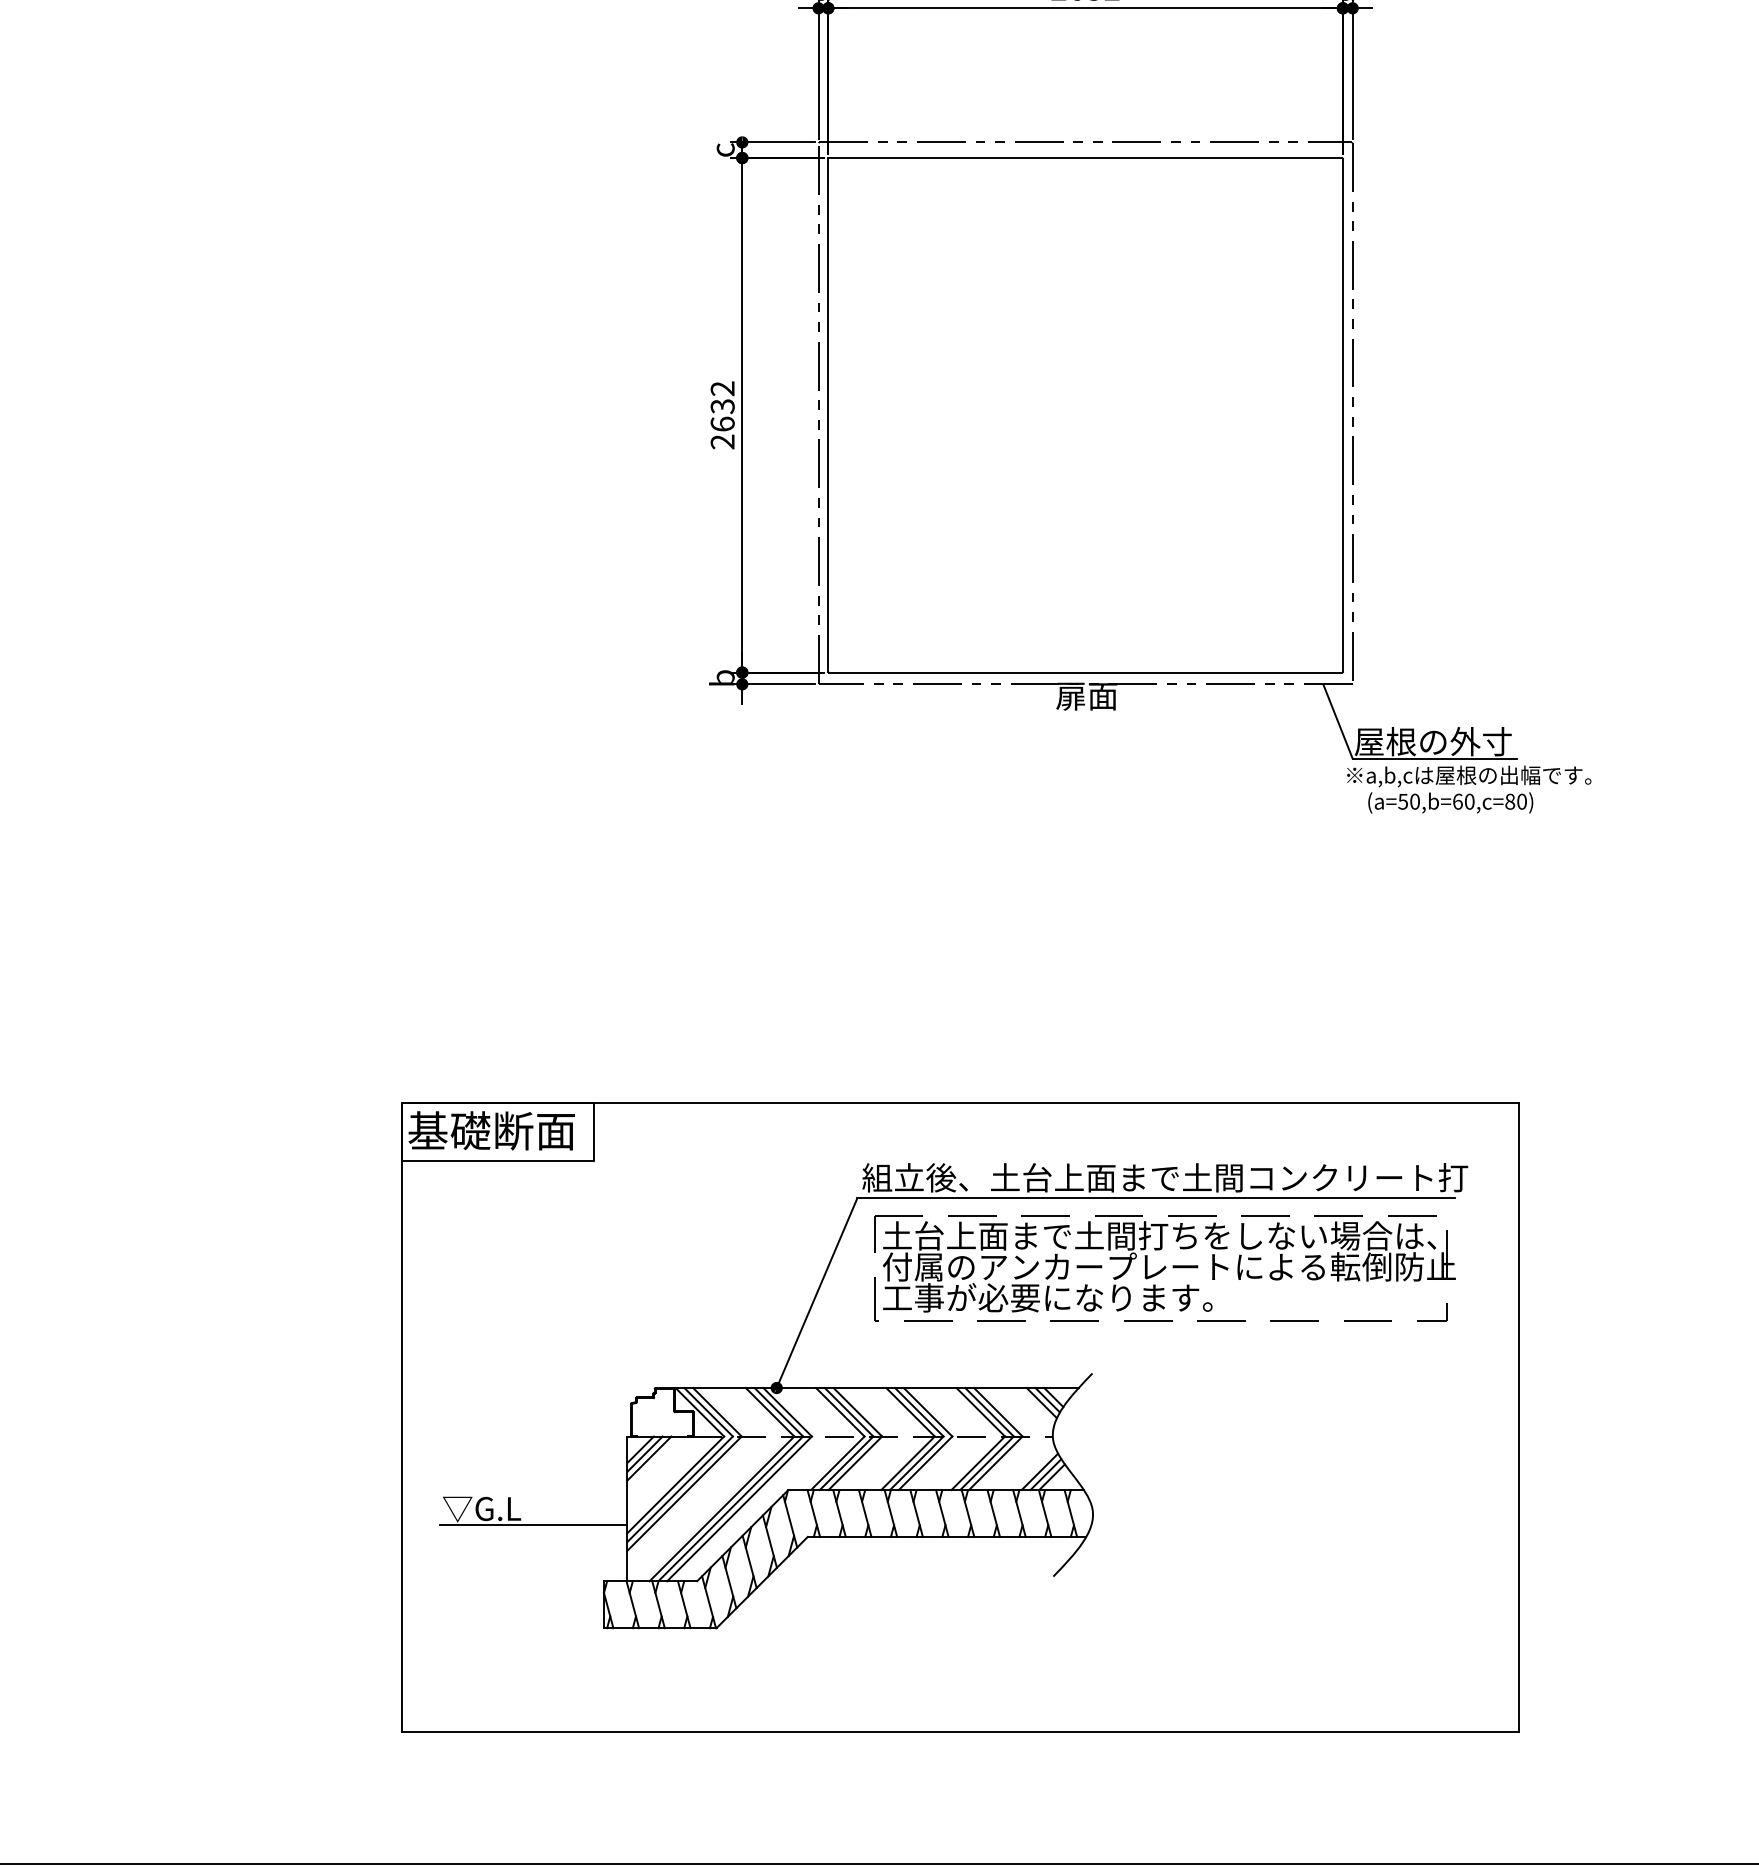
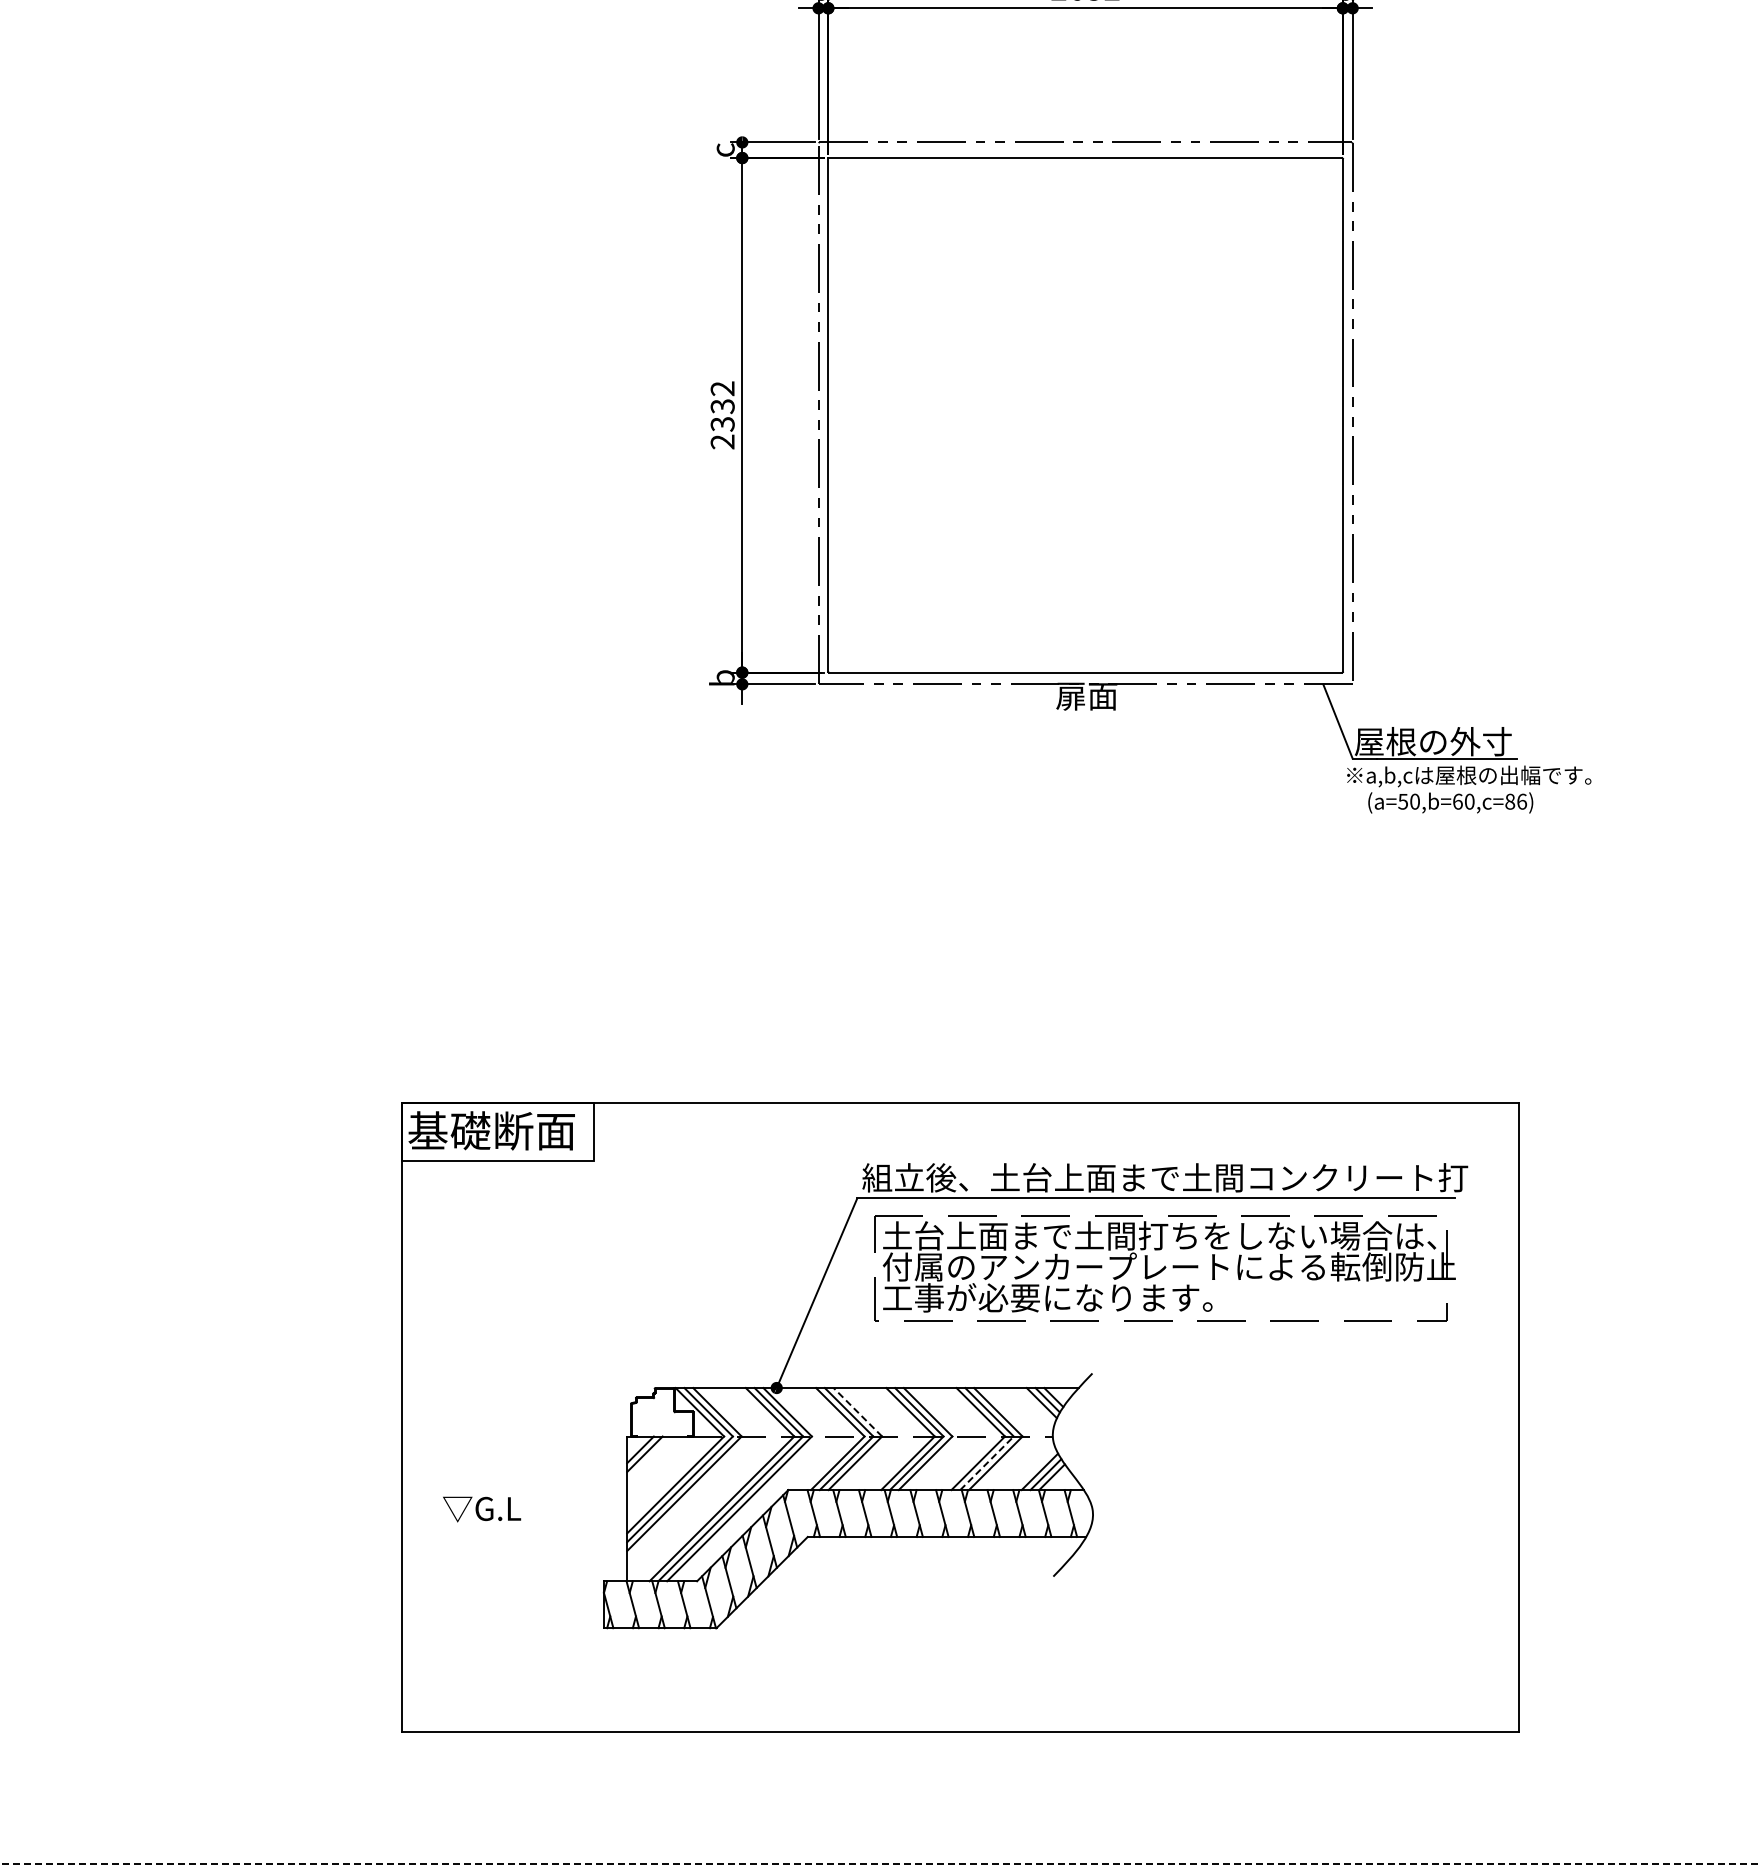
text: 2632 -> 2332 (722, 423)
text: (a=50,b=60,c=80) -> (a=50,b=60,c=86) (1522, 801)
line: solid -> dashed (857, 1411)
line: present -> none (649, 1458)
line: solid -> dashed (987, 1463)
line: present -> none (533, 1524)
line: solid -> dashed (880, 1864)
